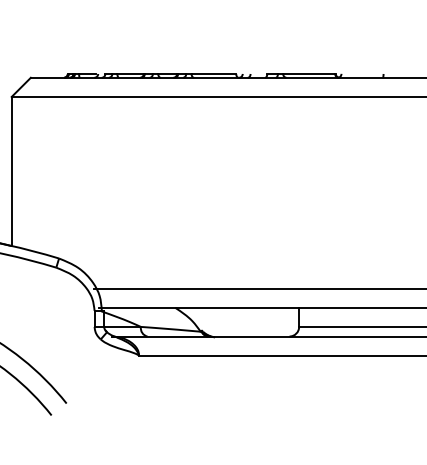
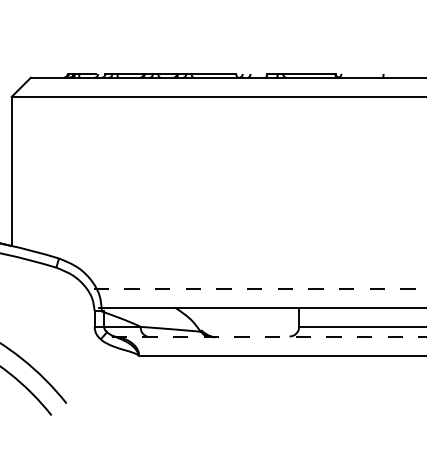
line: solid -> dashed (260, 288)
line: solid -> dashed (269, 336)
